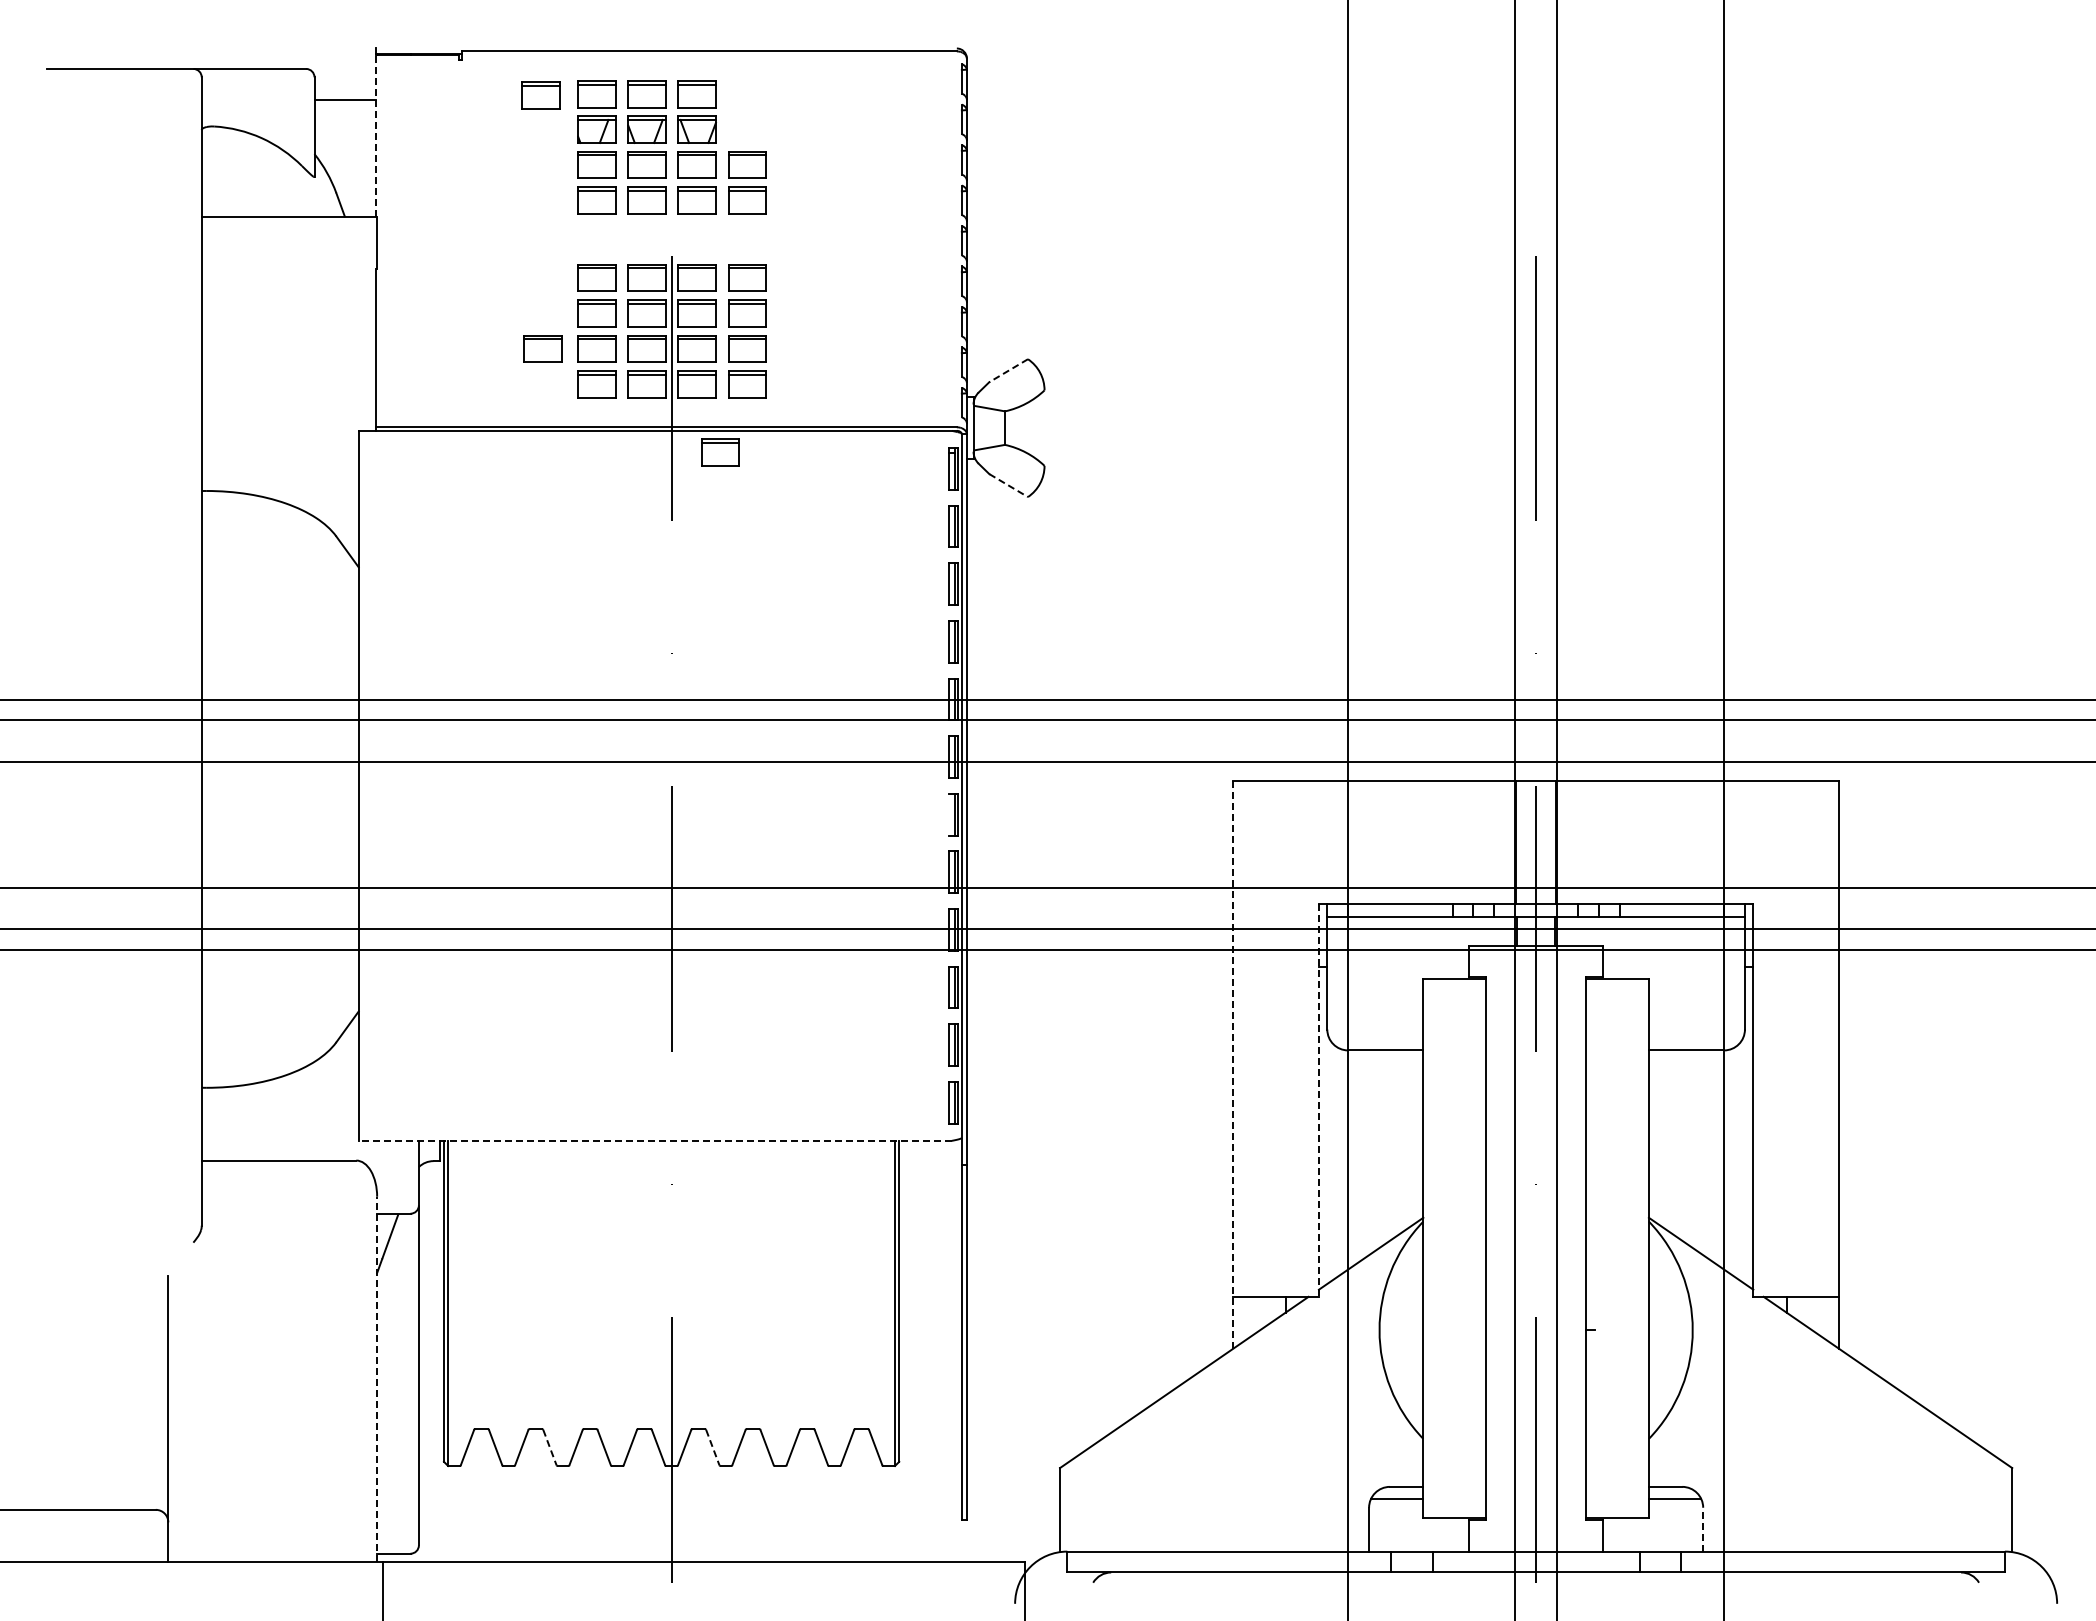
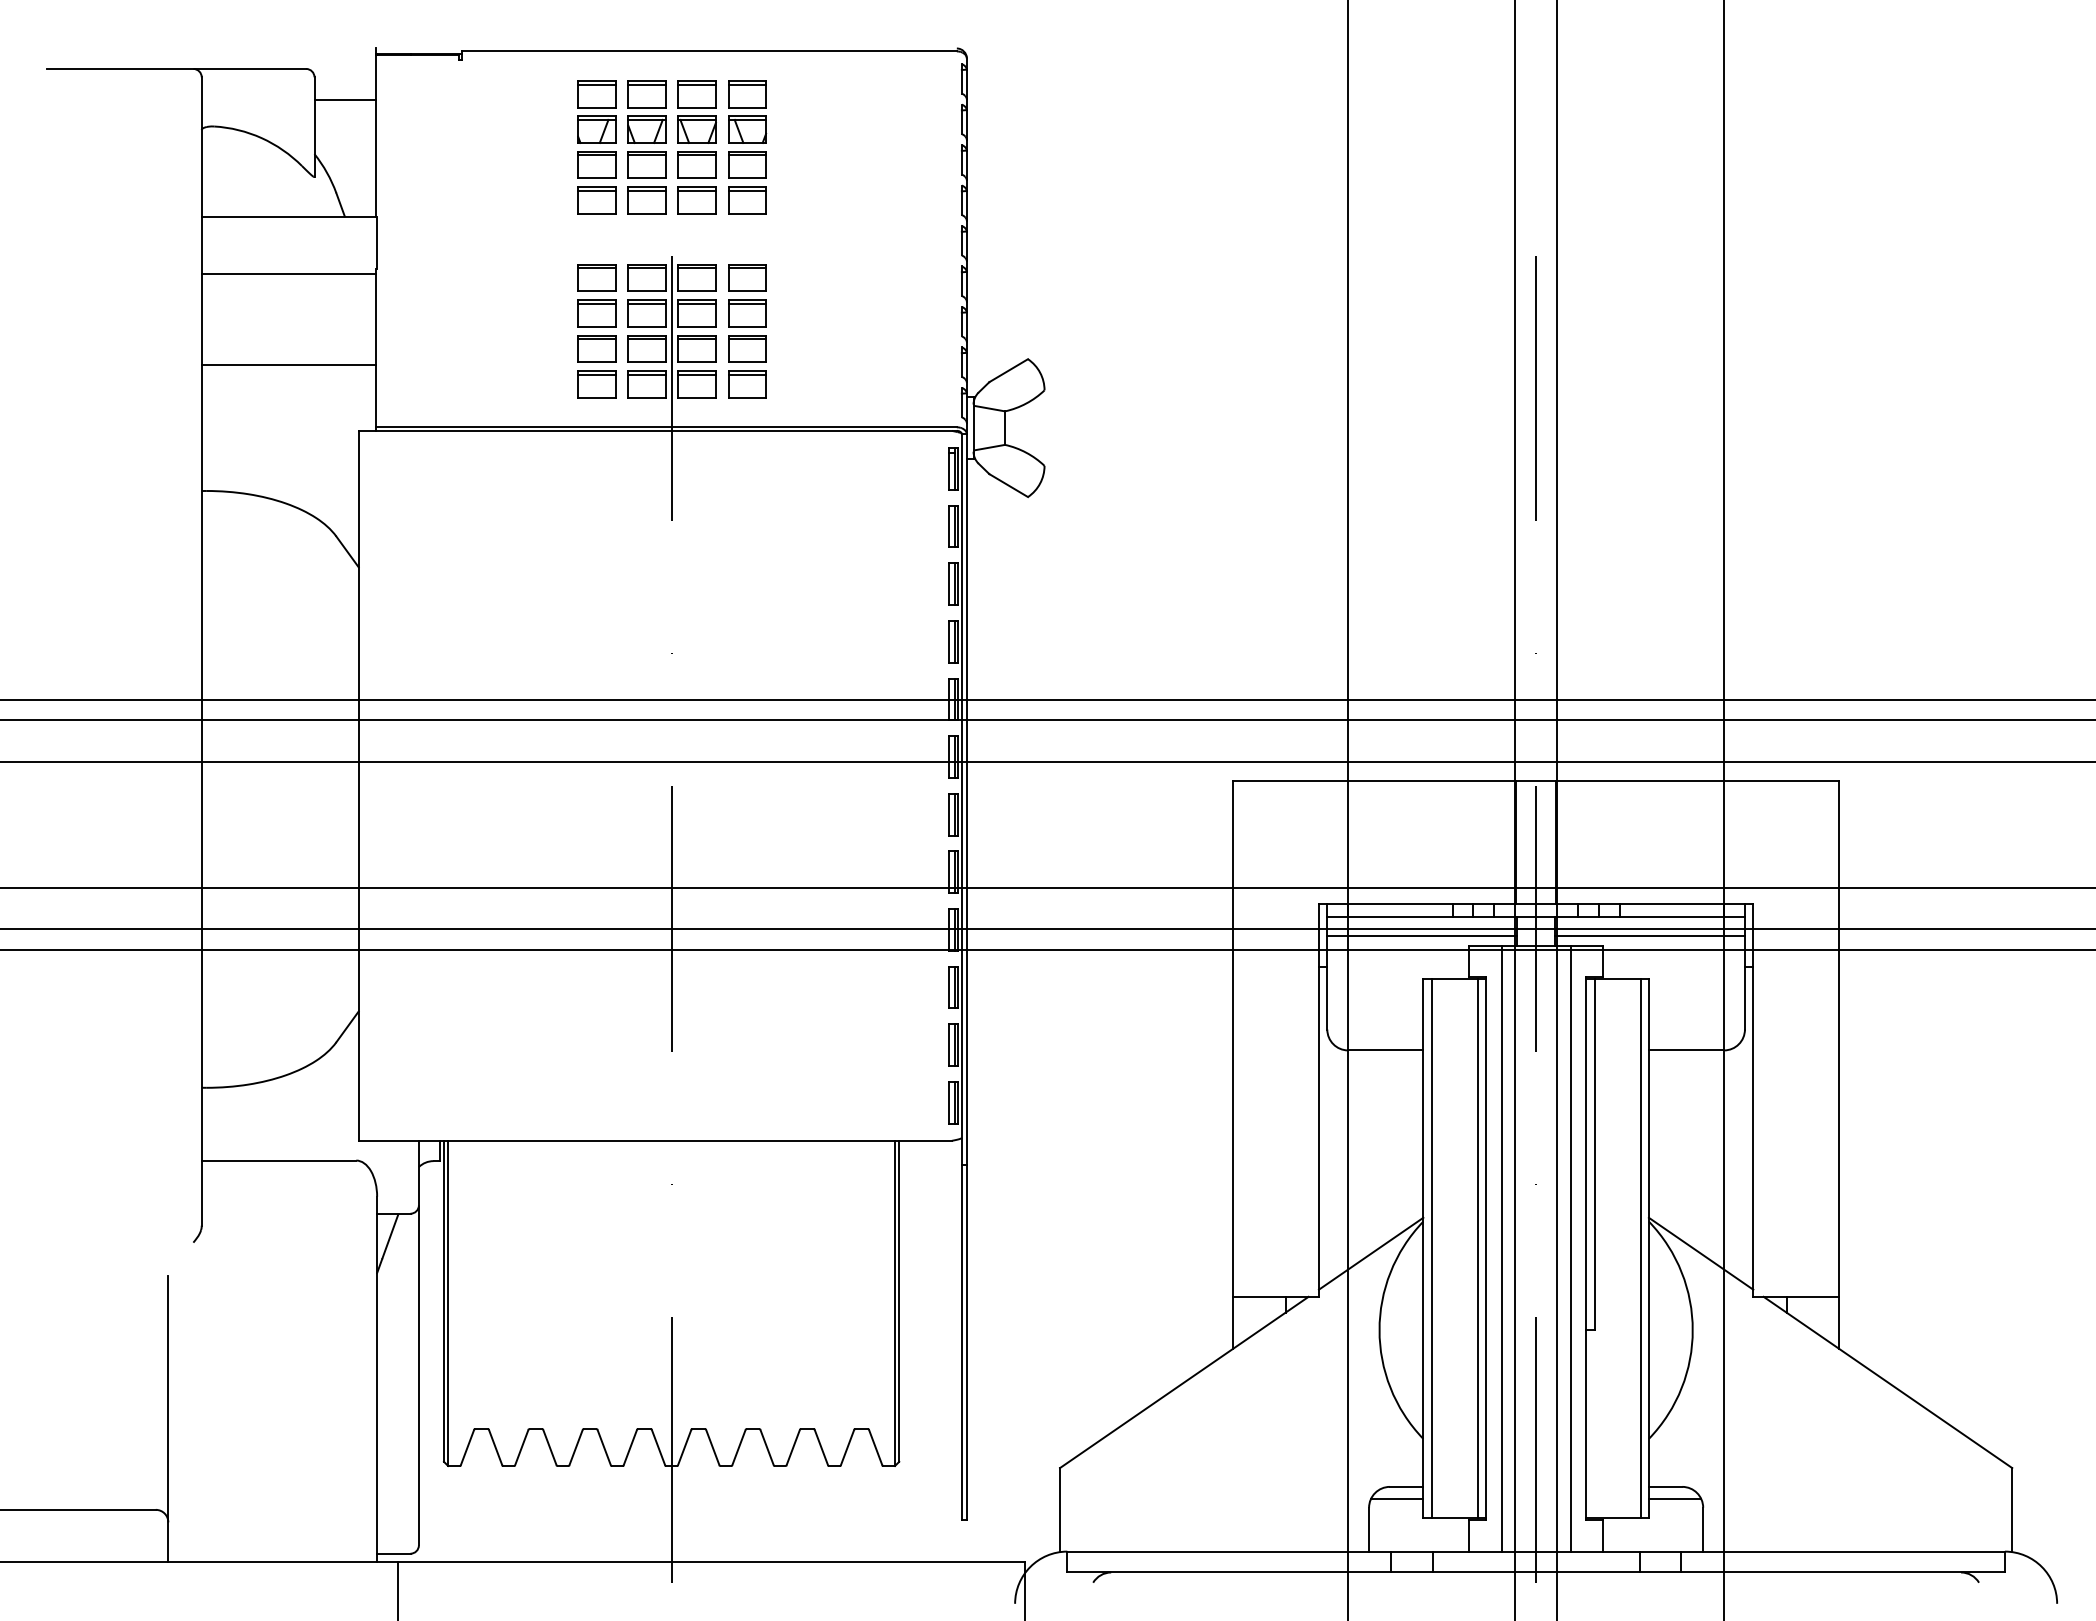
part: present -> none (540, 95)
part: none -> present (747, 111)
line: dashed -> solid (375, 135)
line: none -> present (288, 273)
part: present -> none (542, 348)
line: none -> present (288, 365)
line: dashed -> solid (1008, 370)
part: present -> none (720, 452)
line: dashed -> solid (1009, 485)
line: none -> present (948, 814)
line: none -> present (1422, 935)
line: none -> present (1649, 935)
line: dashed -> solid (1233, 1064)
line: dashed -> solid (1318, 1101)
line: dashed -> solid (655, 1140)
line: none -> present (1594, 1154)
line: none -> present (1431, 1248)
line: none -> present (1477, 1248)
line: none -> present (1501, 1248)
line: none -> present (1570, 1248)
line: none -> present (1640, 1248)
line: dashed -> solid (377, 1379)
line: dashed -> solid (549, 1447)
line: dashed -> solid (712, 1447)
line: dashed -> solid (1703, 1529)
line position: (383, 1589) -> (398, 1589) (398, 1589)
